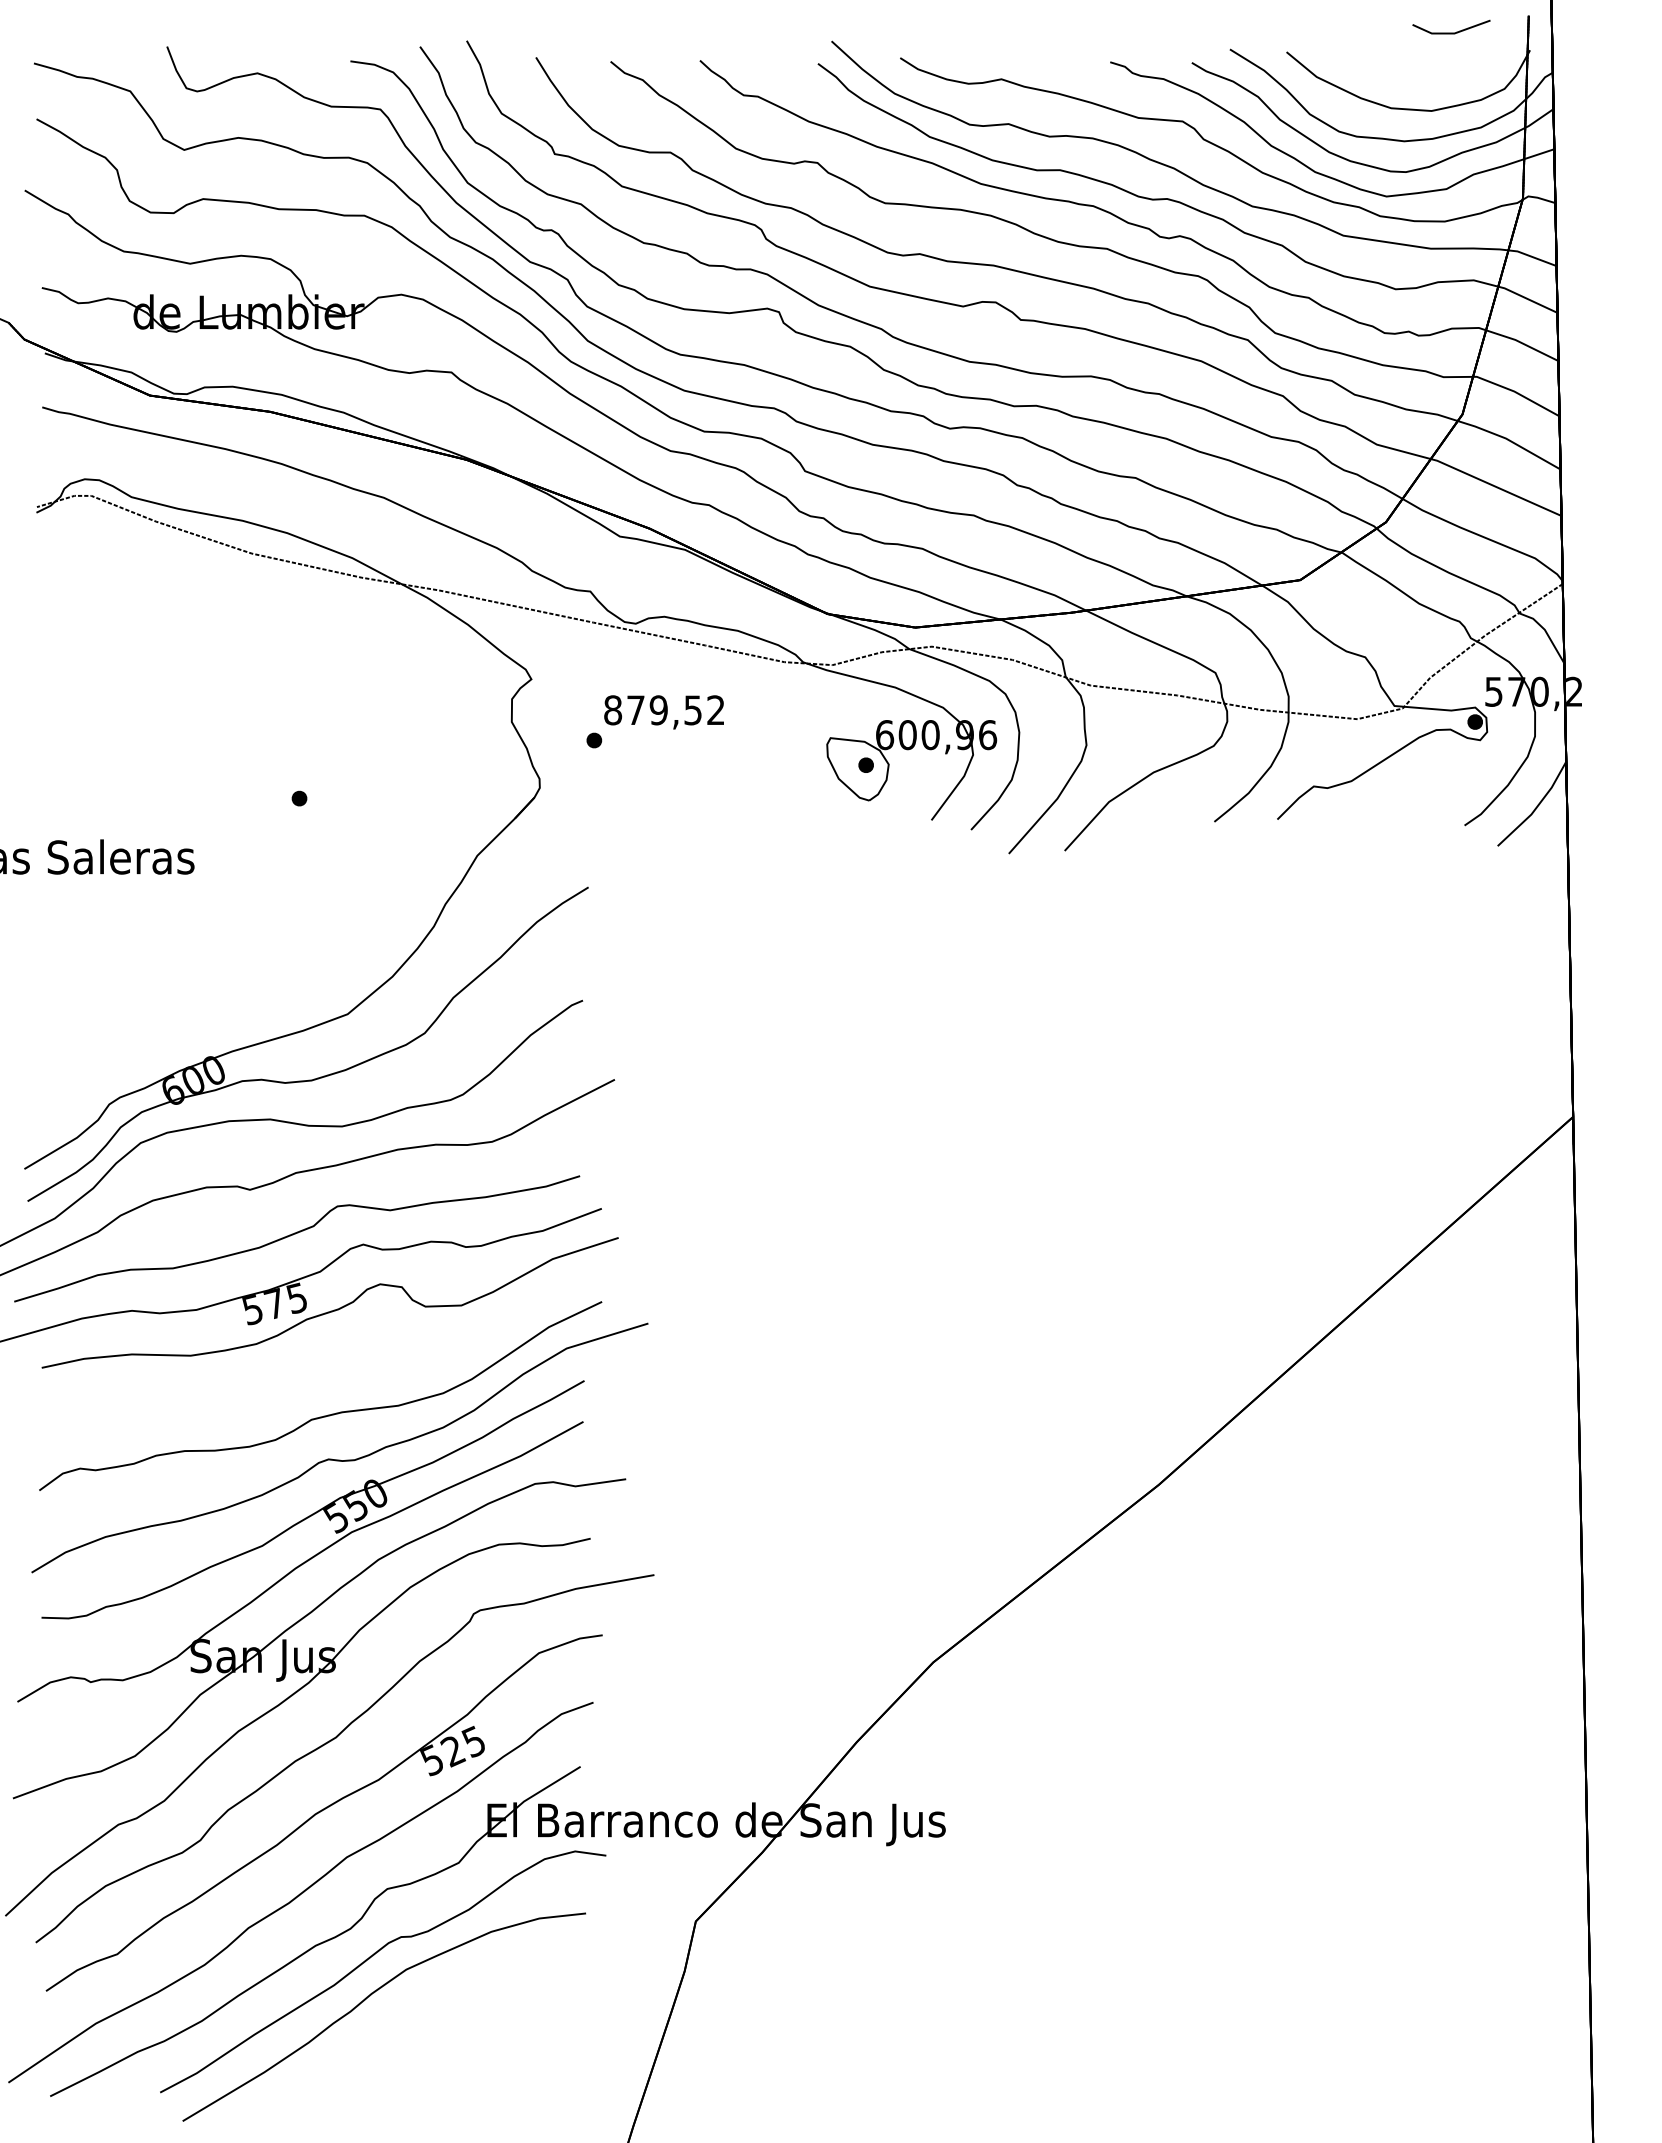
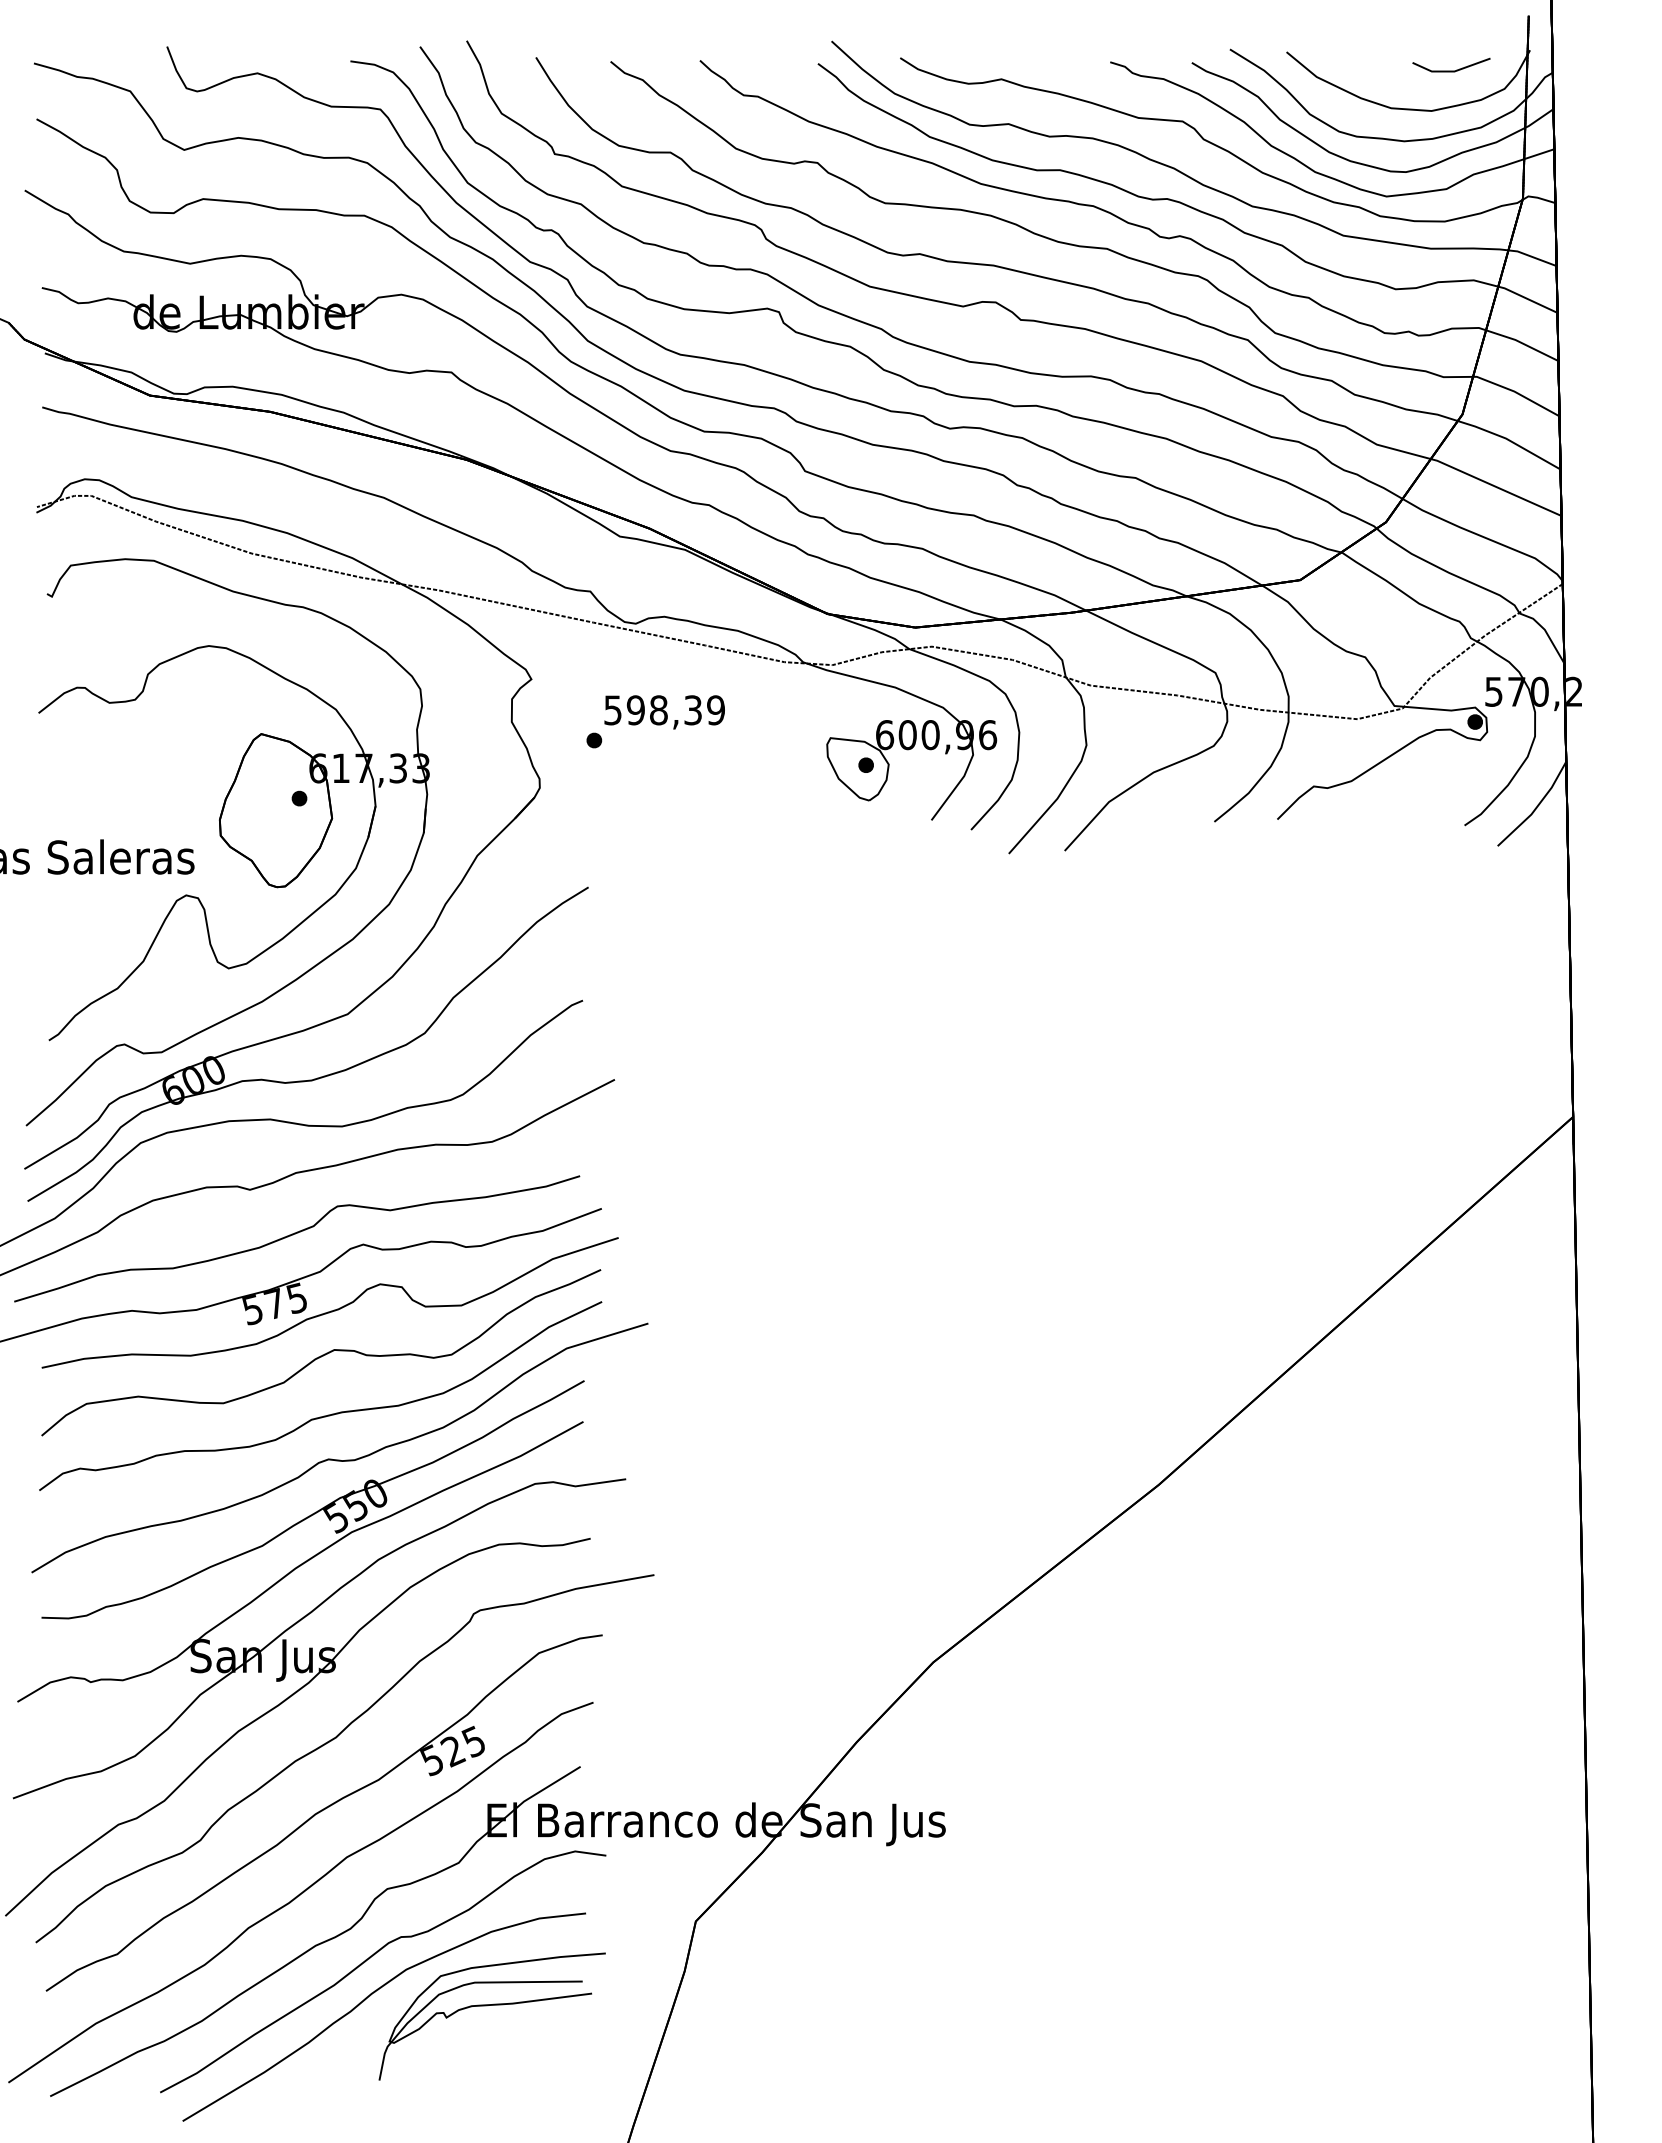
part position: (1451, 26) -> (1451, 64) (1451, 64)
text: 879,52 -> 598,39 (664, 710)
part: none -> present (227, 842)
part: none -> present (321, 1352)
part: none -> present (487, 2006)
